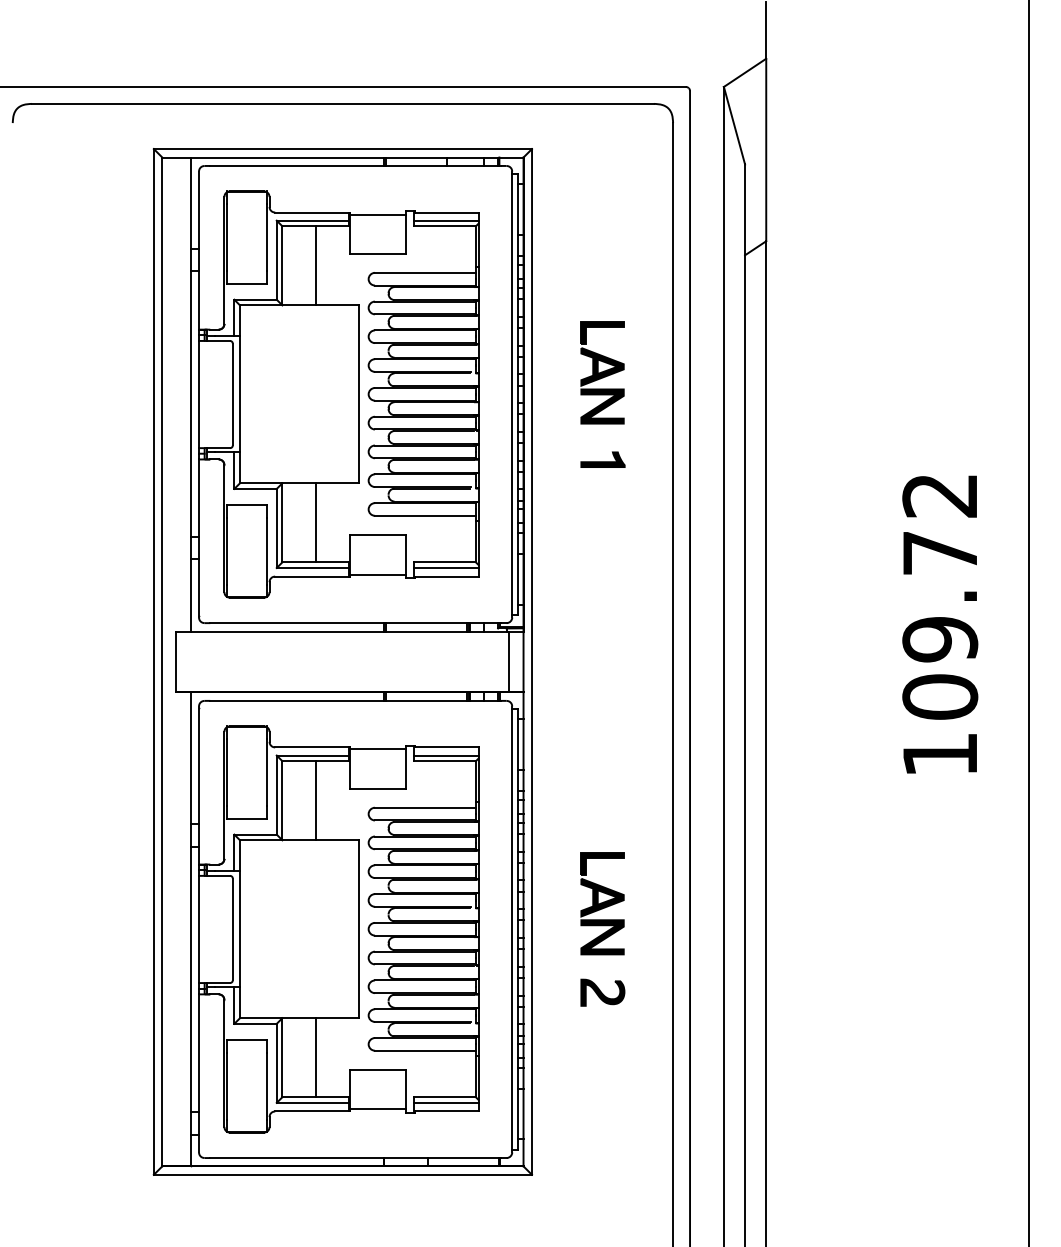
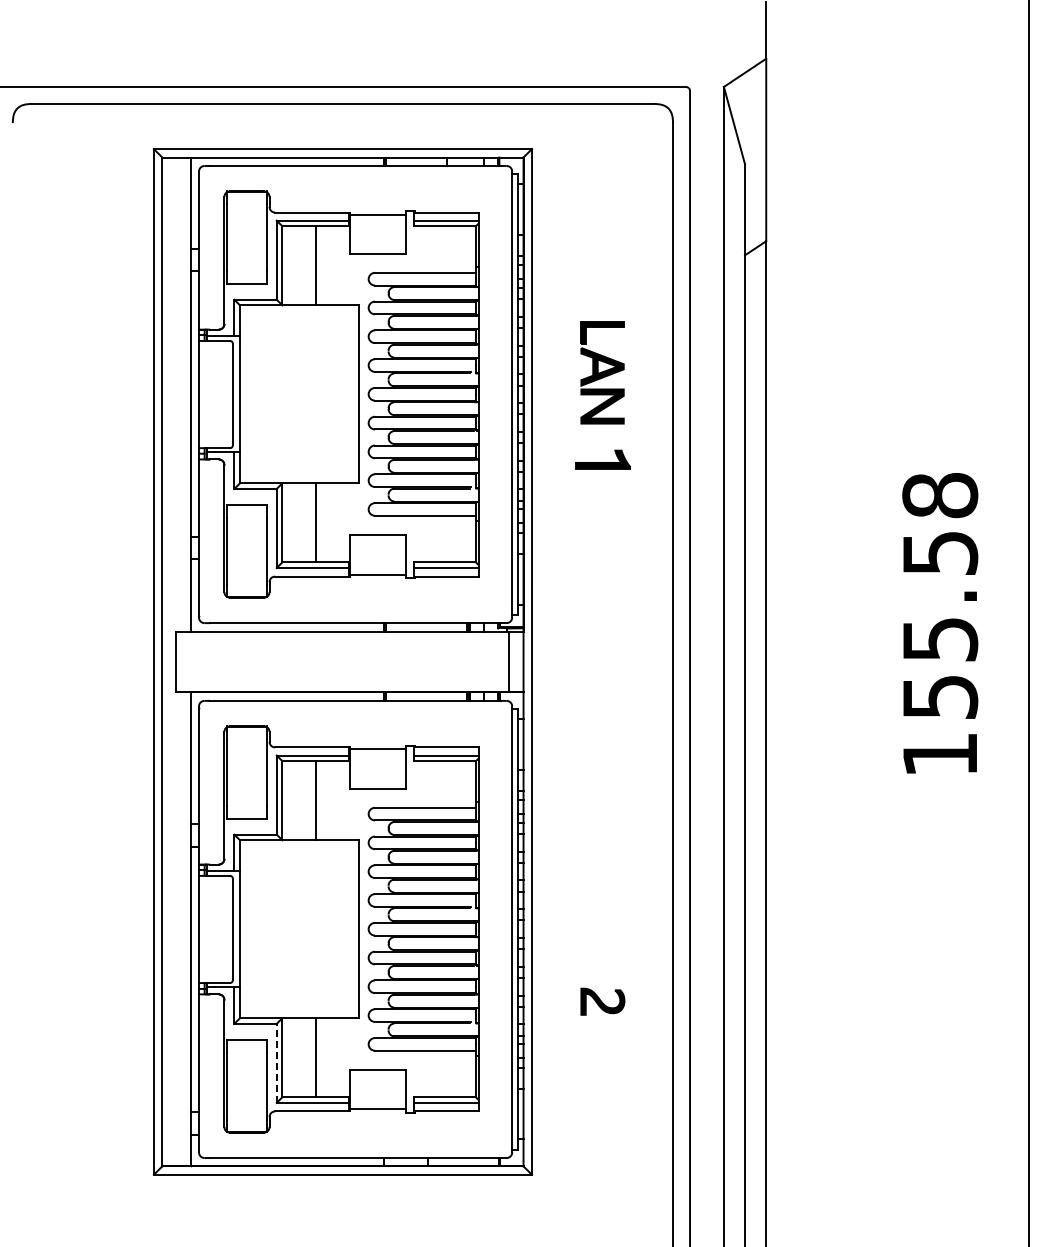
part size: 46x17 px -> 56x21 px (602, 459)
text: 109.72 -> 155.58 (940, 595)
part: present -> none (602, 903)
part position: (602, 992) -> (602, 1001) (602, 1001)
line: solid -> dashed (276, 1063)
